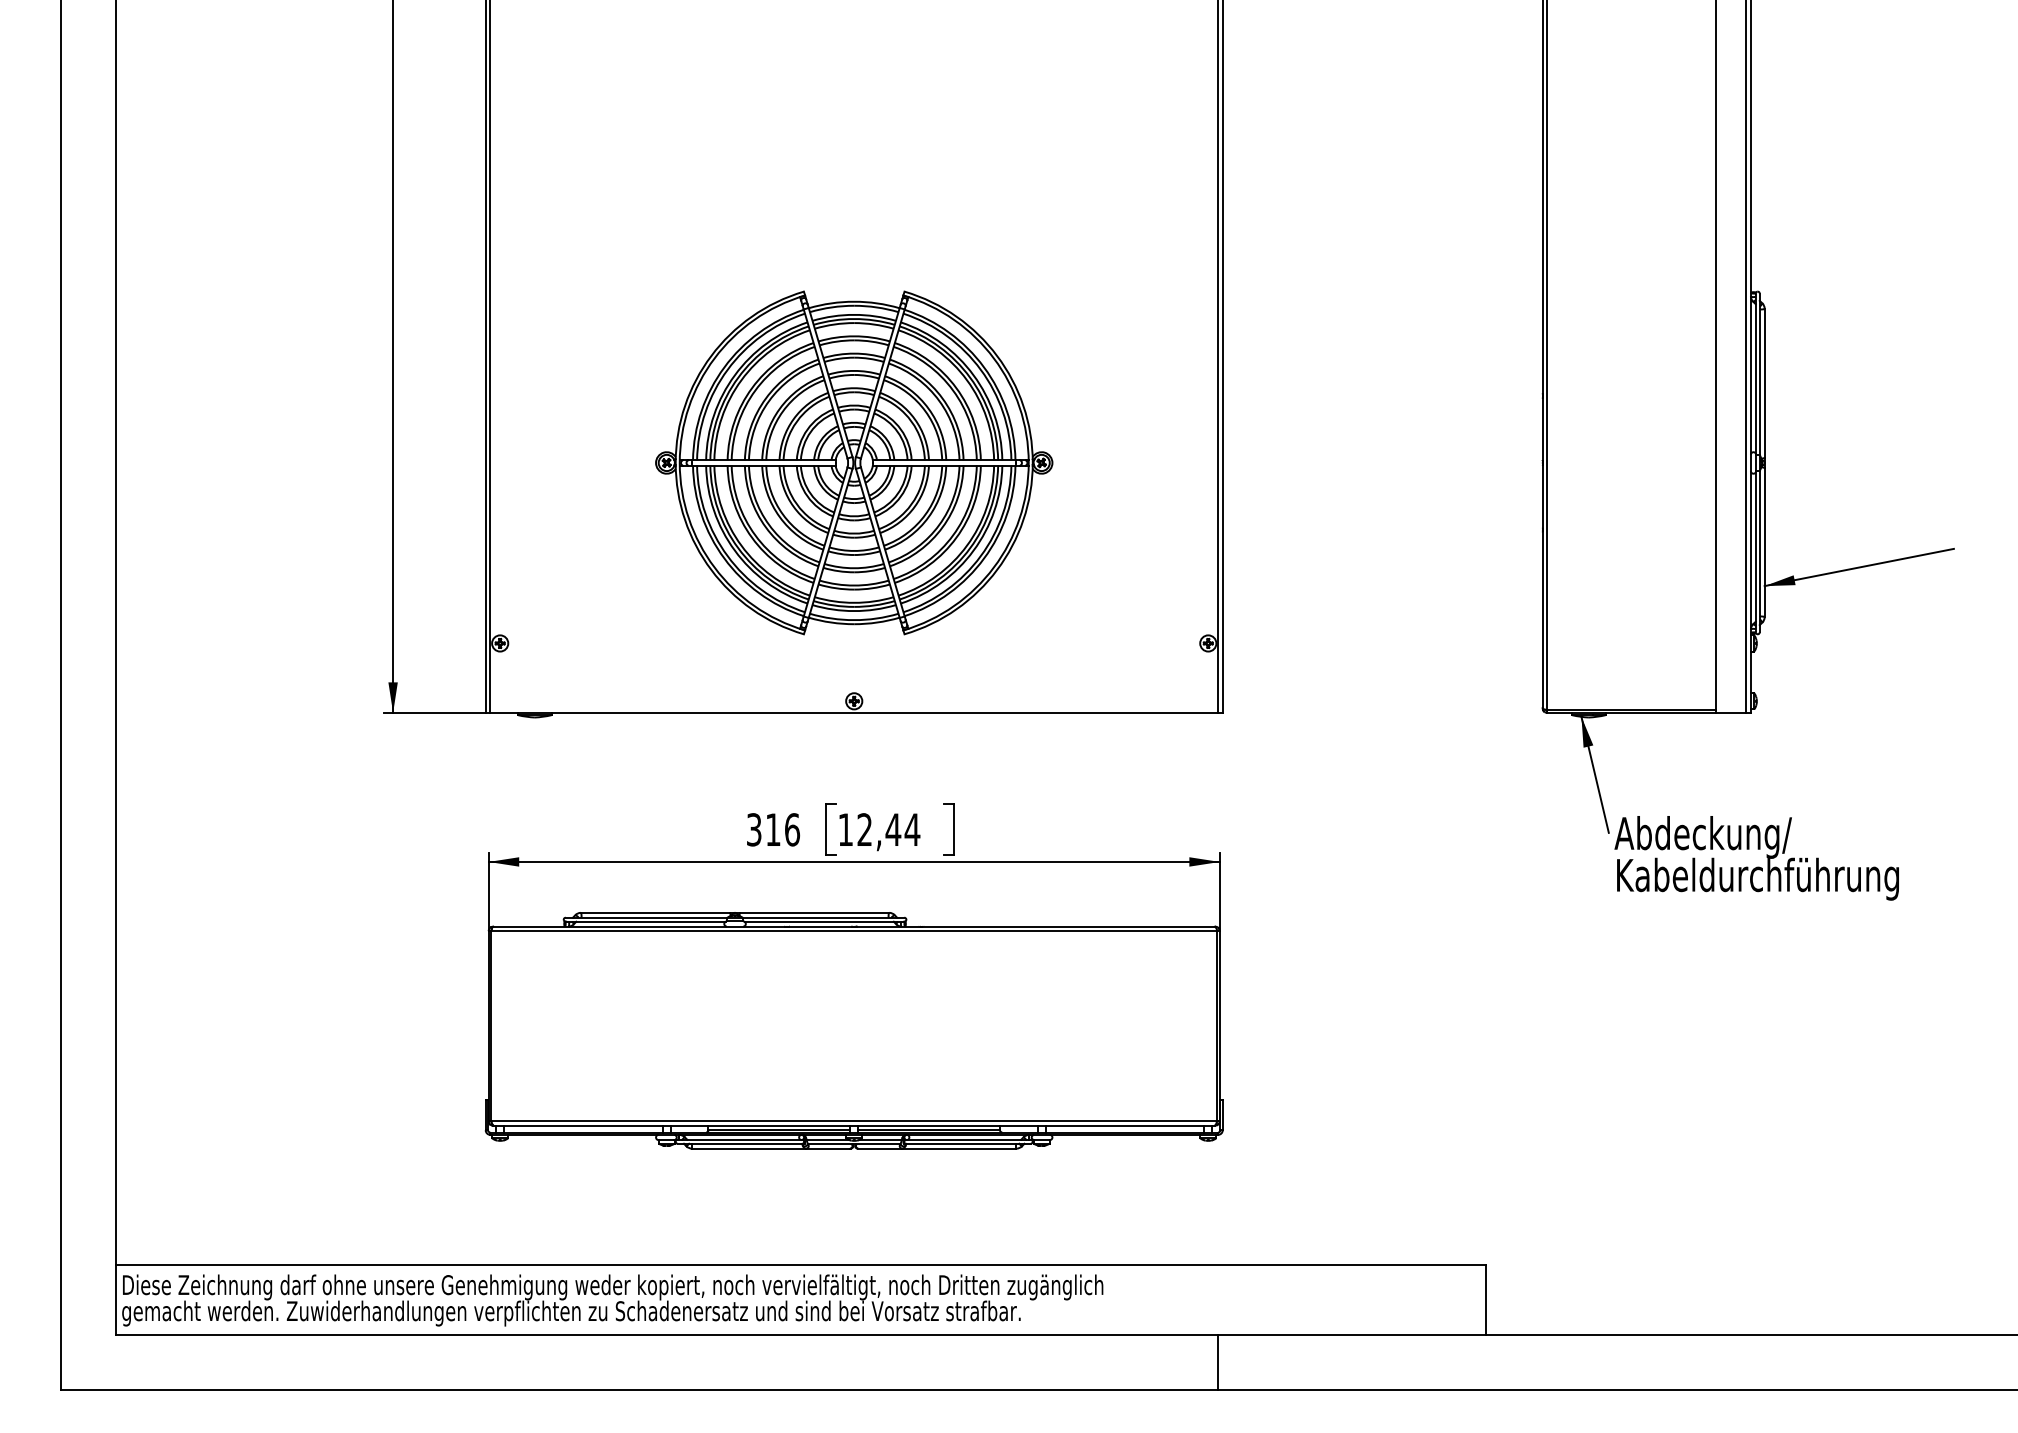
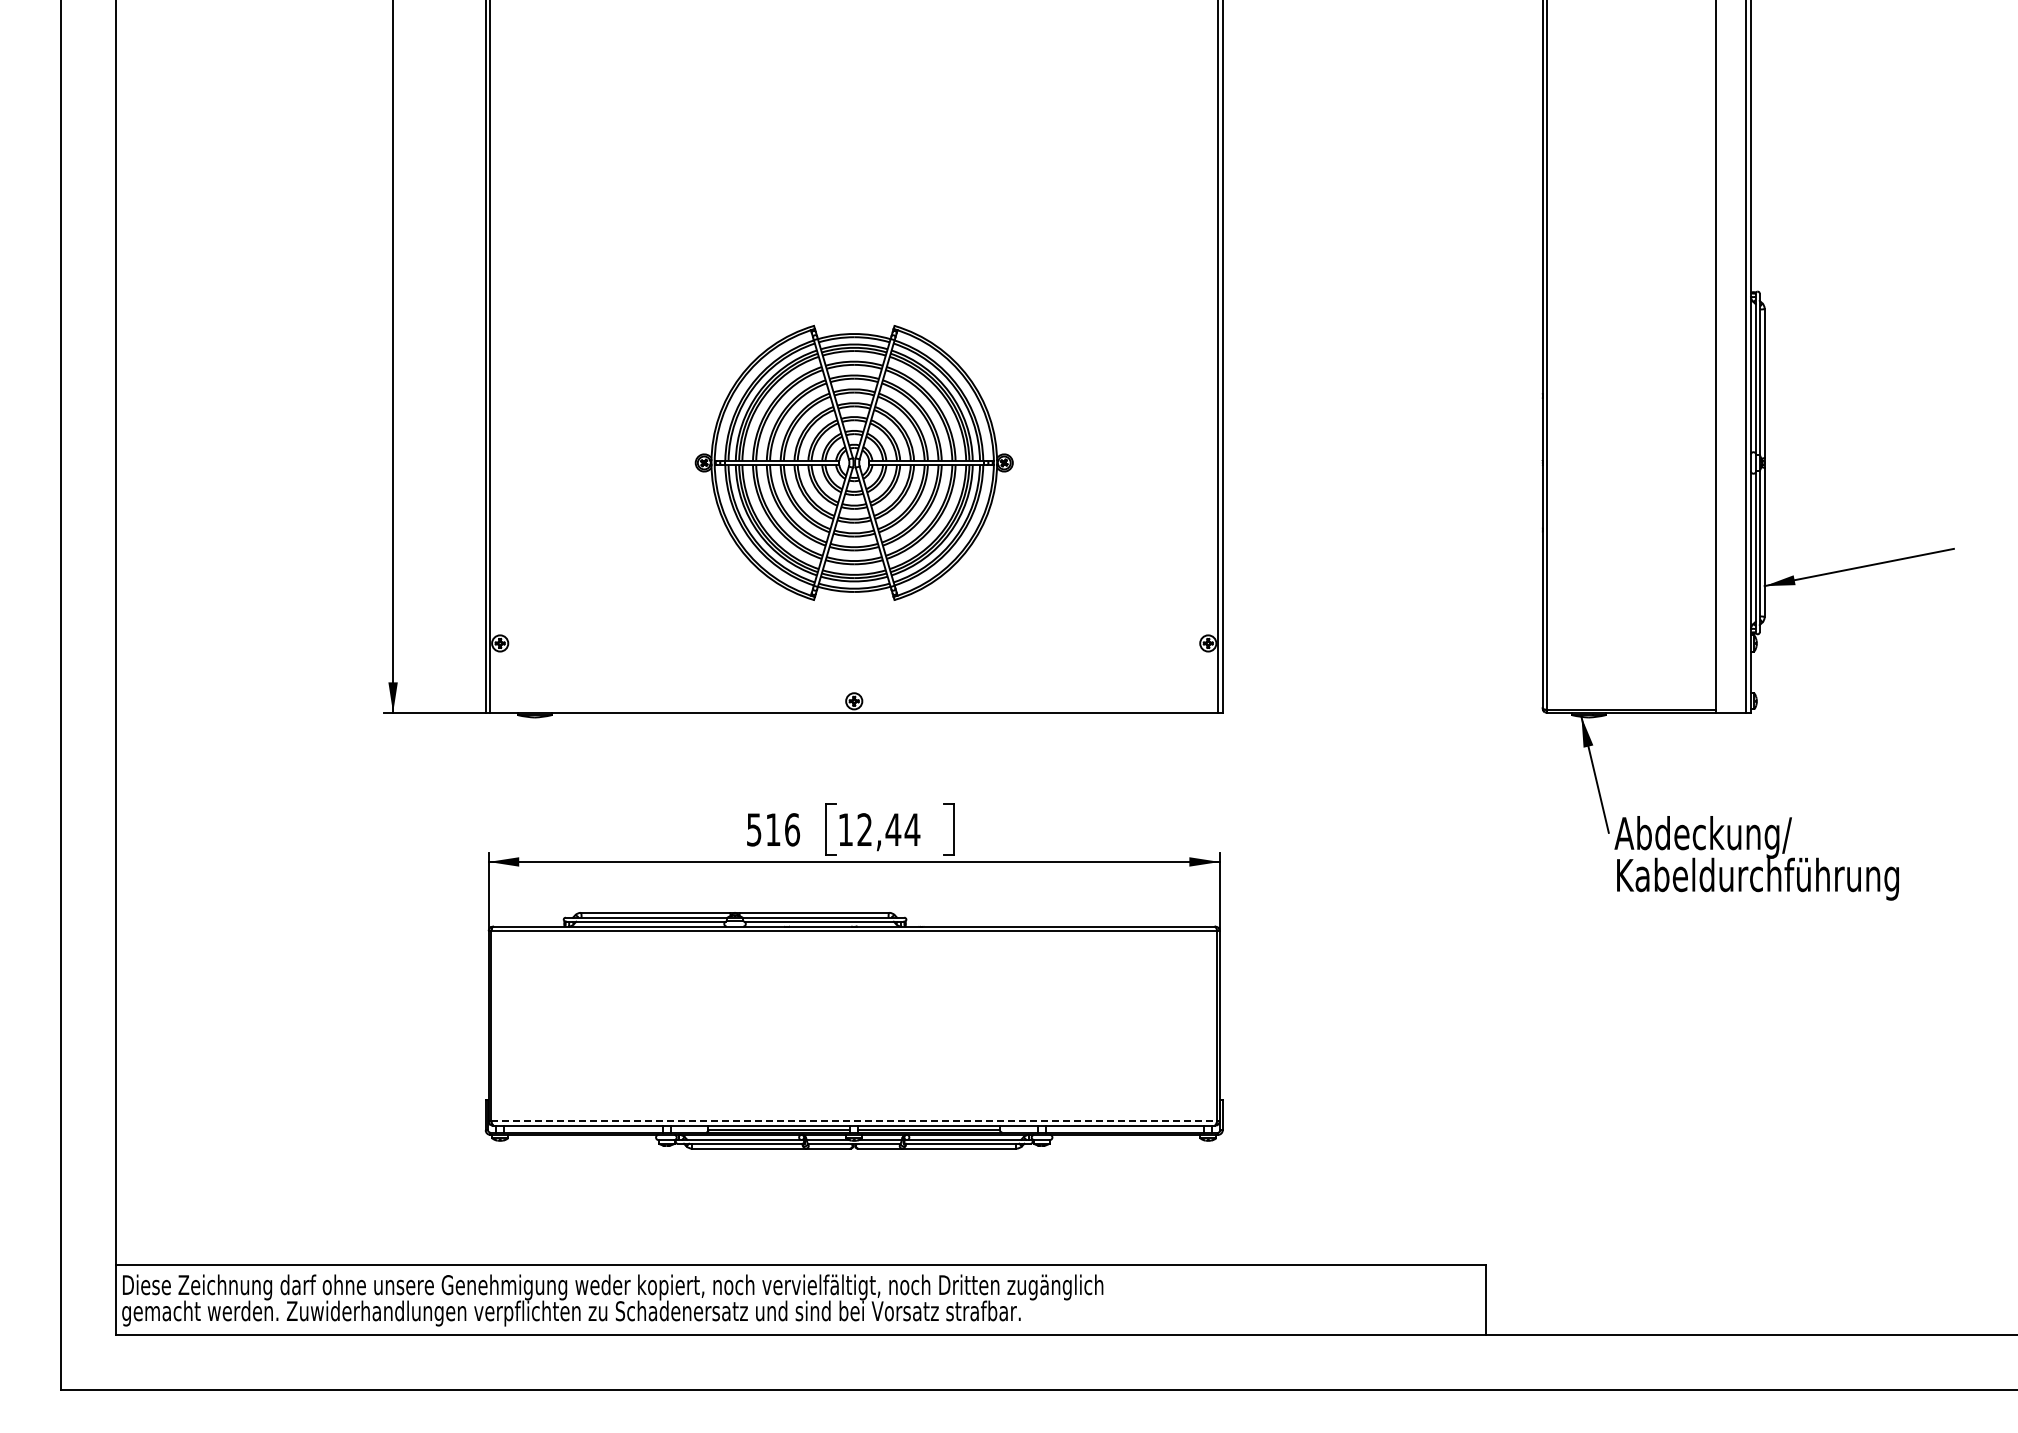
part size: 399x346 px -> 320x277 px (853, 462)
text: 316 -> 516 (754, 829)
line: solid -> dashed (854, 1121)
line: present -> none (1217, 1362)
